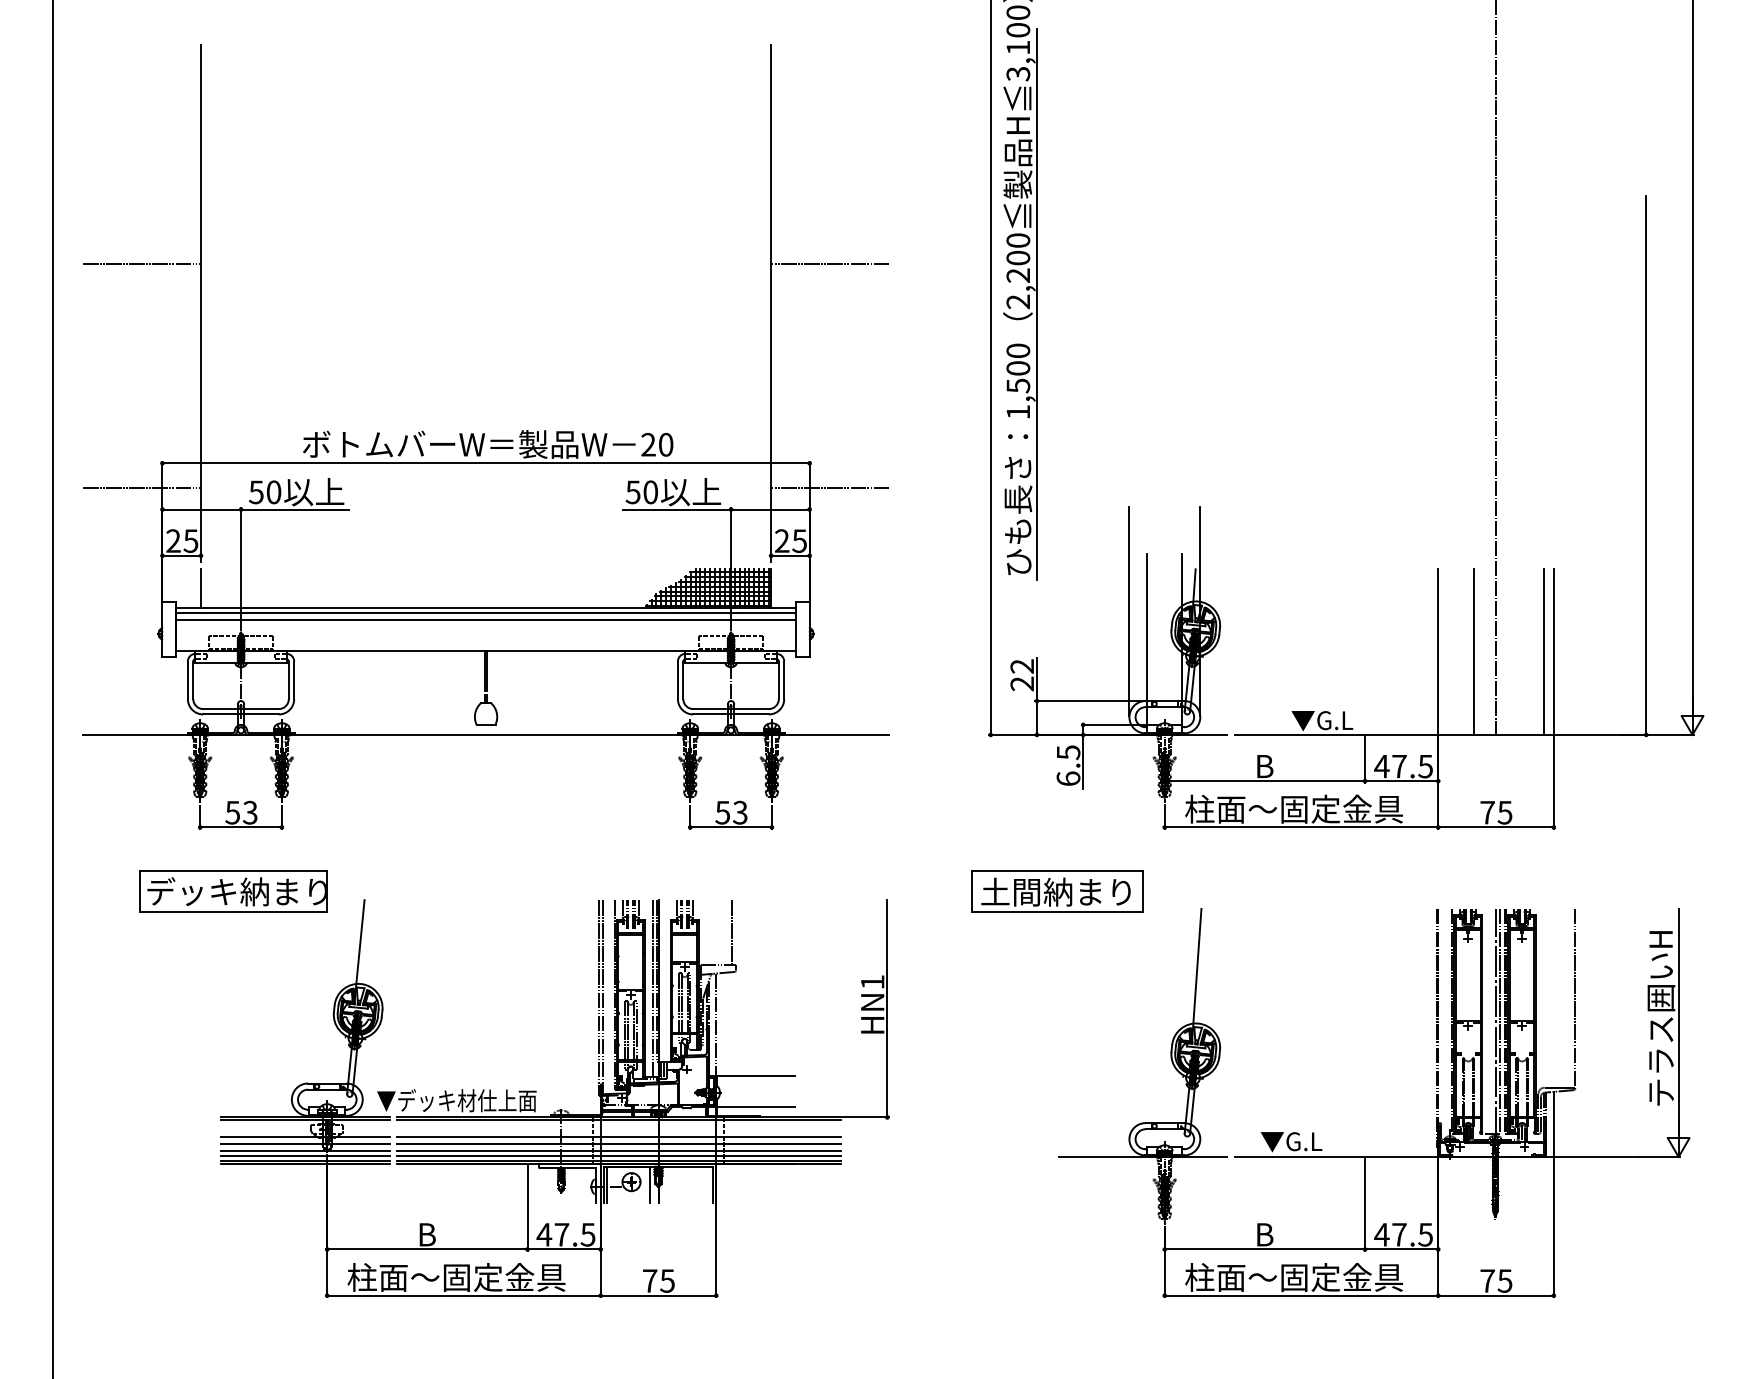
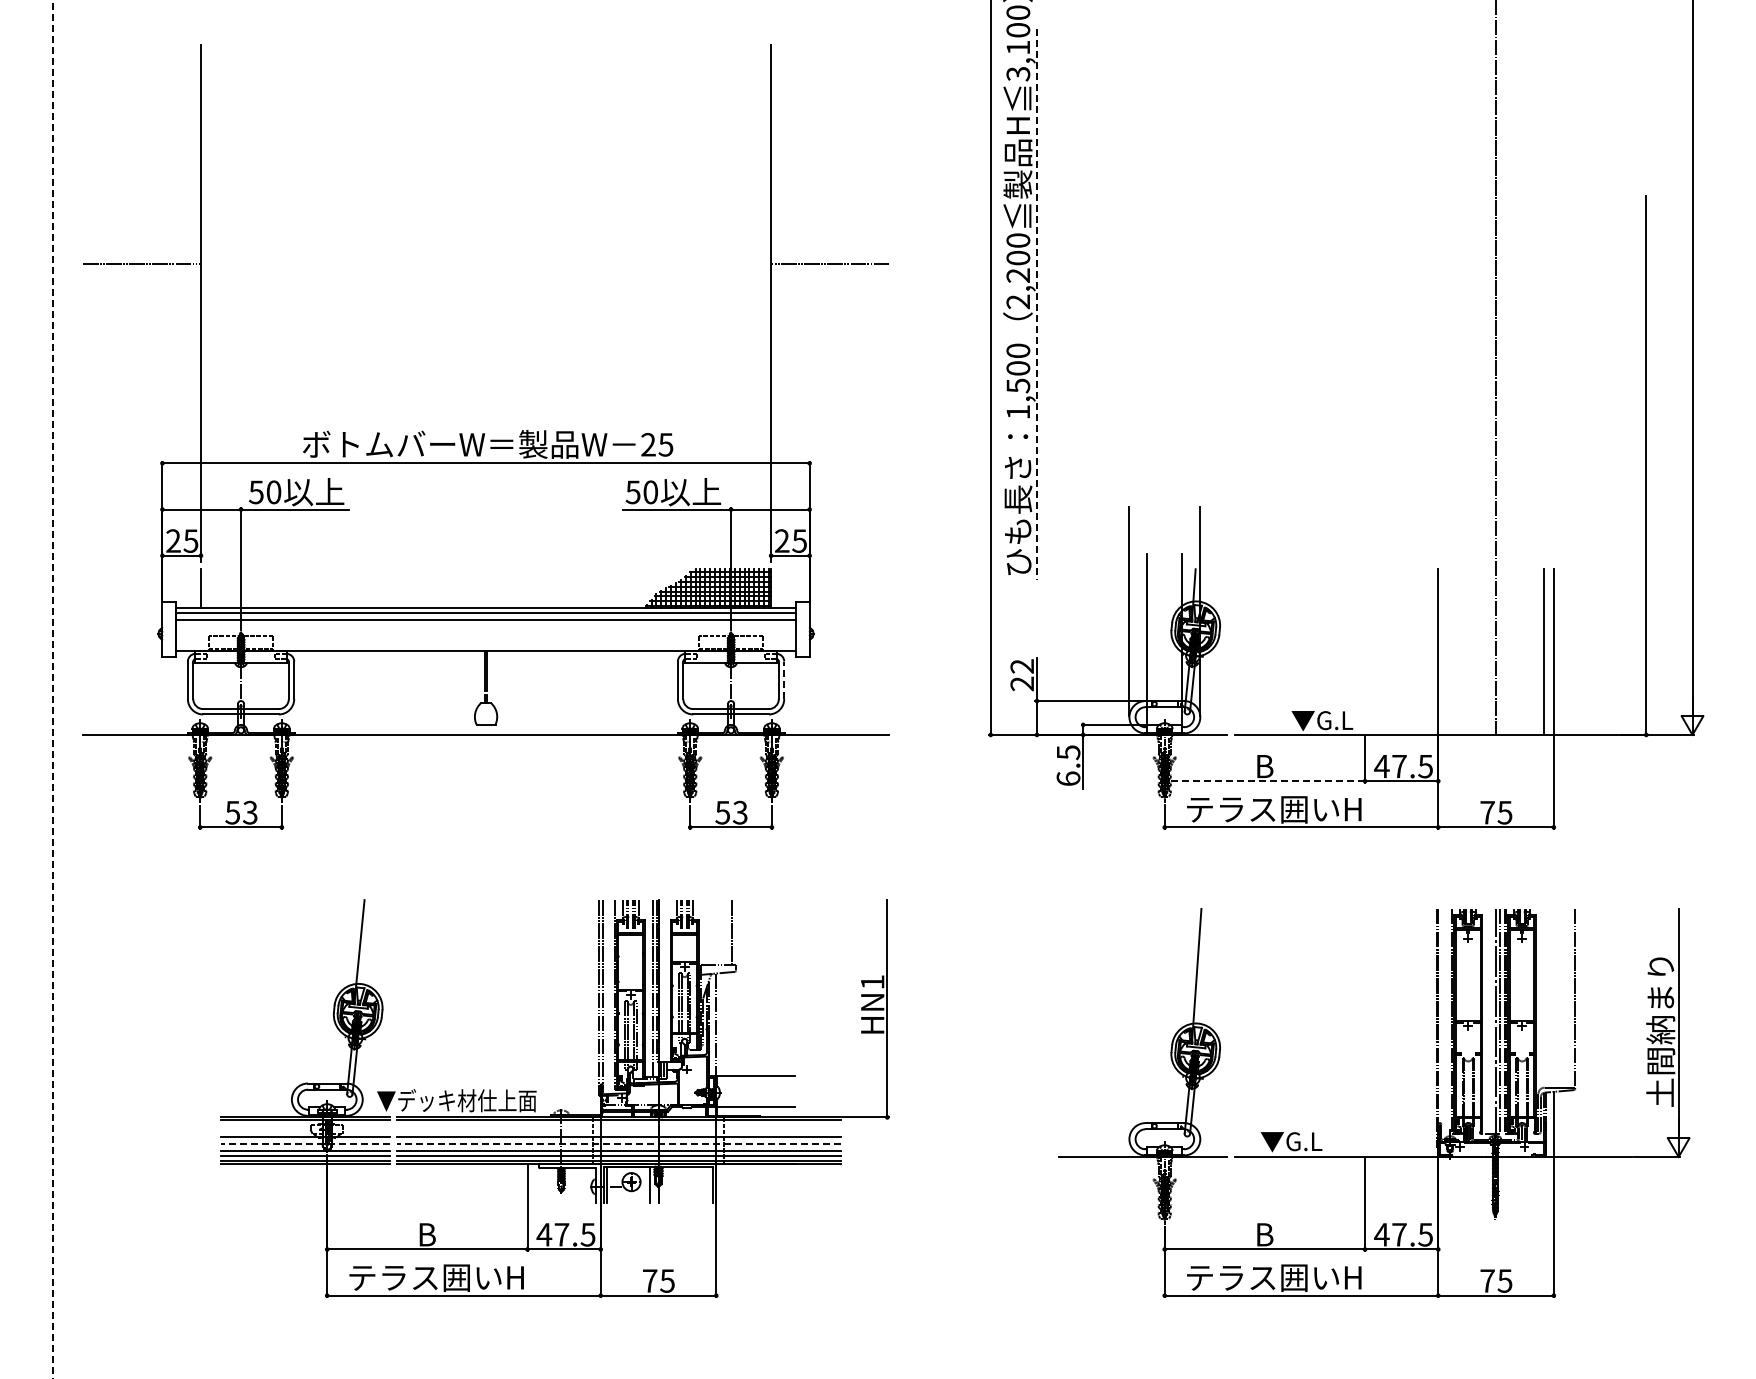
line: solid -> dashed (1036, 304)
text: 20 -> 25 (665, 444)
line: present -> none (141, 487)
line: present -> none (830, 487)
line: present -> none (1474, 651)
line: solid -> dashed (784, 680)
line: solid -> dashed (52, 689)
line: solid -> dashed (1264, 781)
text: 柱面～固定金具 -> テラス囲いH (1293, 808)
part: present -> none (233, 891)
part: present -> none (1057, 891)
text: テラス囲いH -> 土間納まり (1660, 1018)
line: solid -> dashed (305, 1144)
line: solid -> dashed (619, 1144)
text: 柱面～固定金具 -> テラス囲いH (456, 1277)
text: 柱面～固定金具 -> テラス囲いH (1293, 1277)
